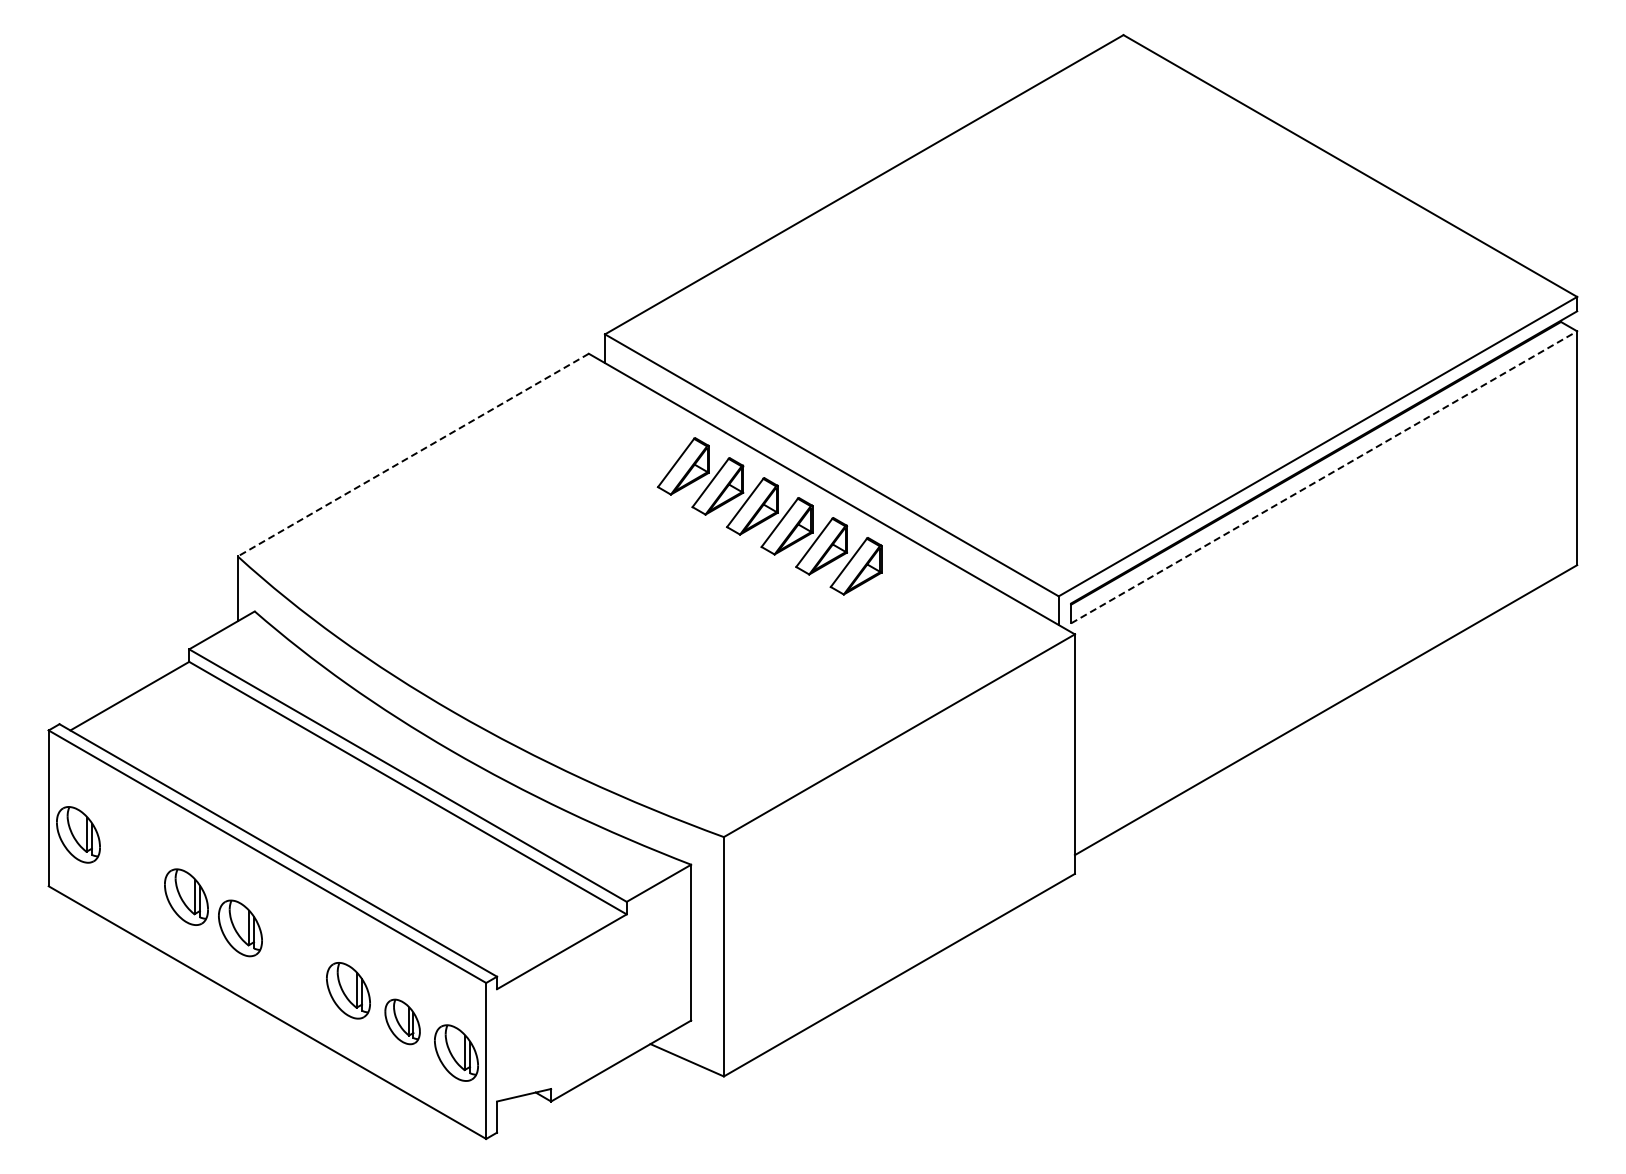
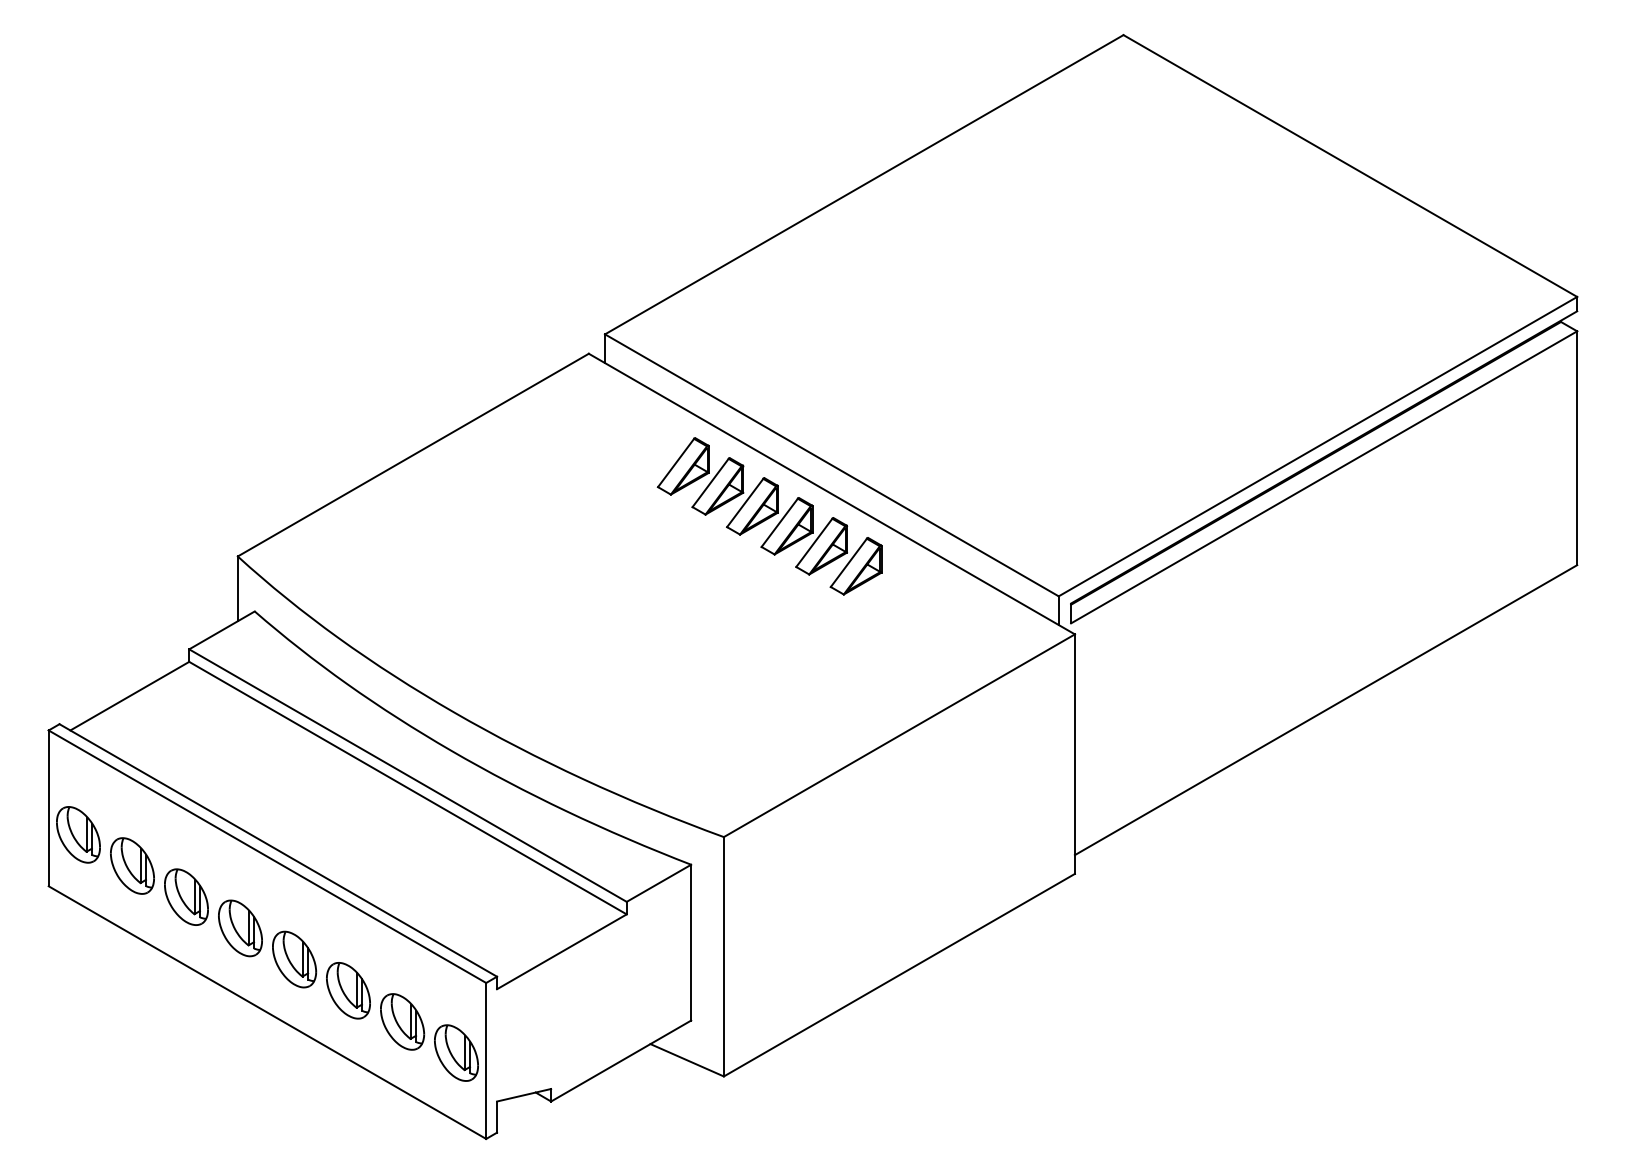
line: dashed -> solid (413, 455)
line: dashed -> solid (1324, 477)
part: none -> present (132, 865)
part: none -> present (294, 959)
part size: 37x48 px -> 46x58 px (402, 1021)
